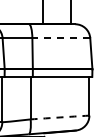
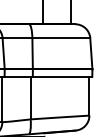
line: dashed -> solid (61, 38)
arc: dashed -> solid (60, 117)
